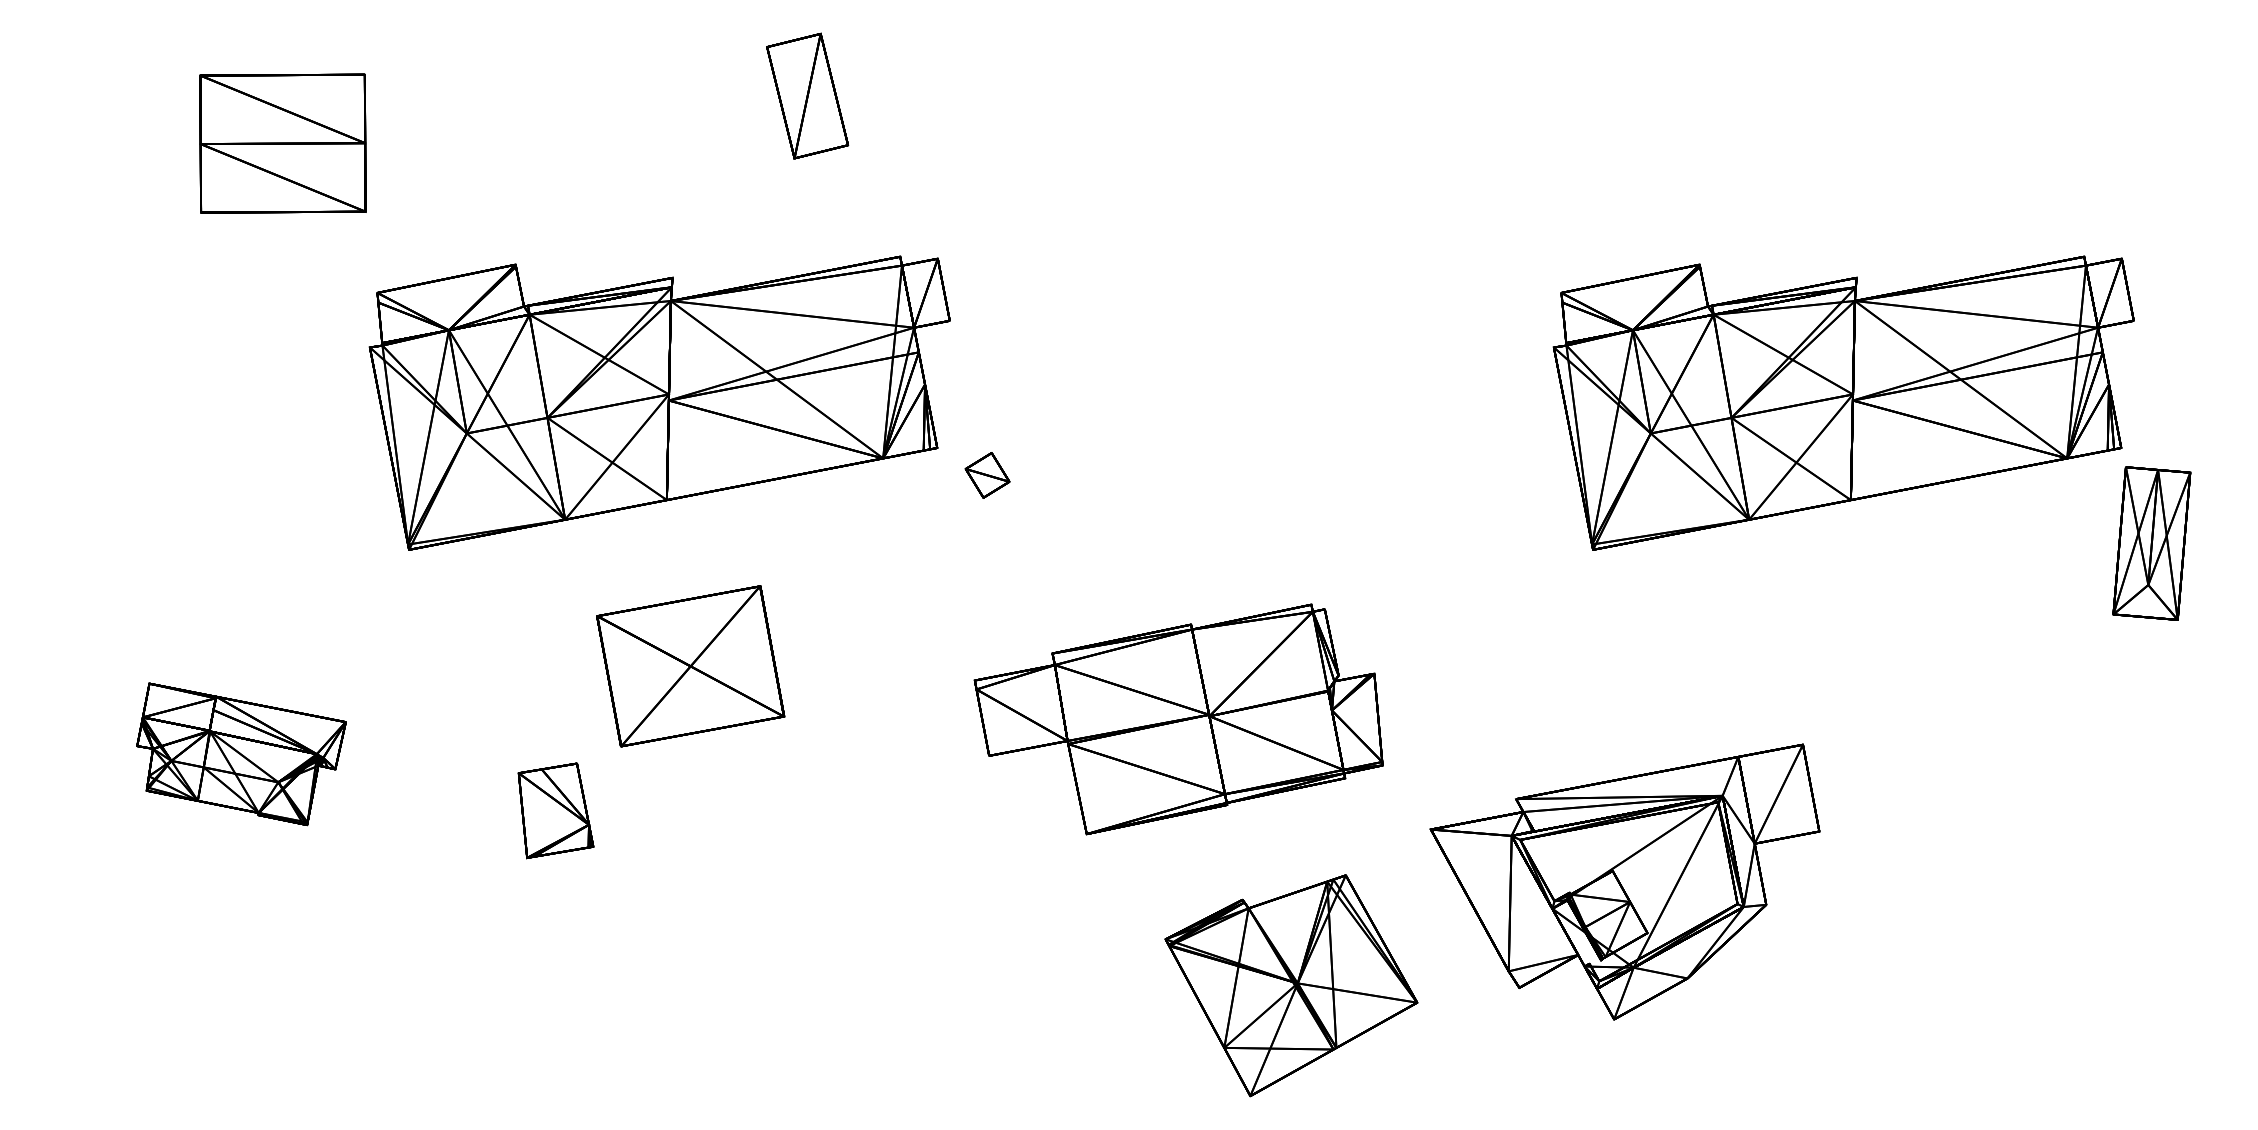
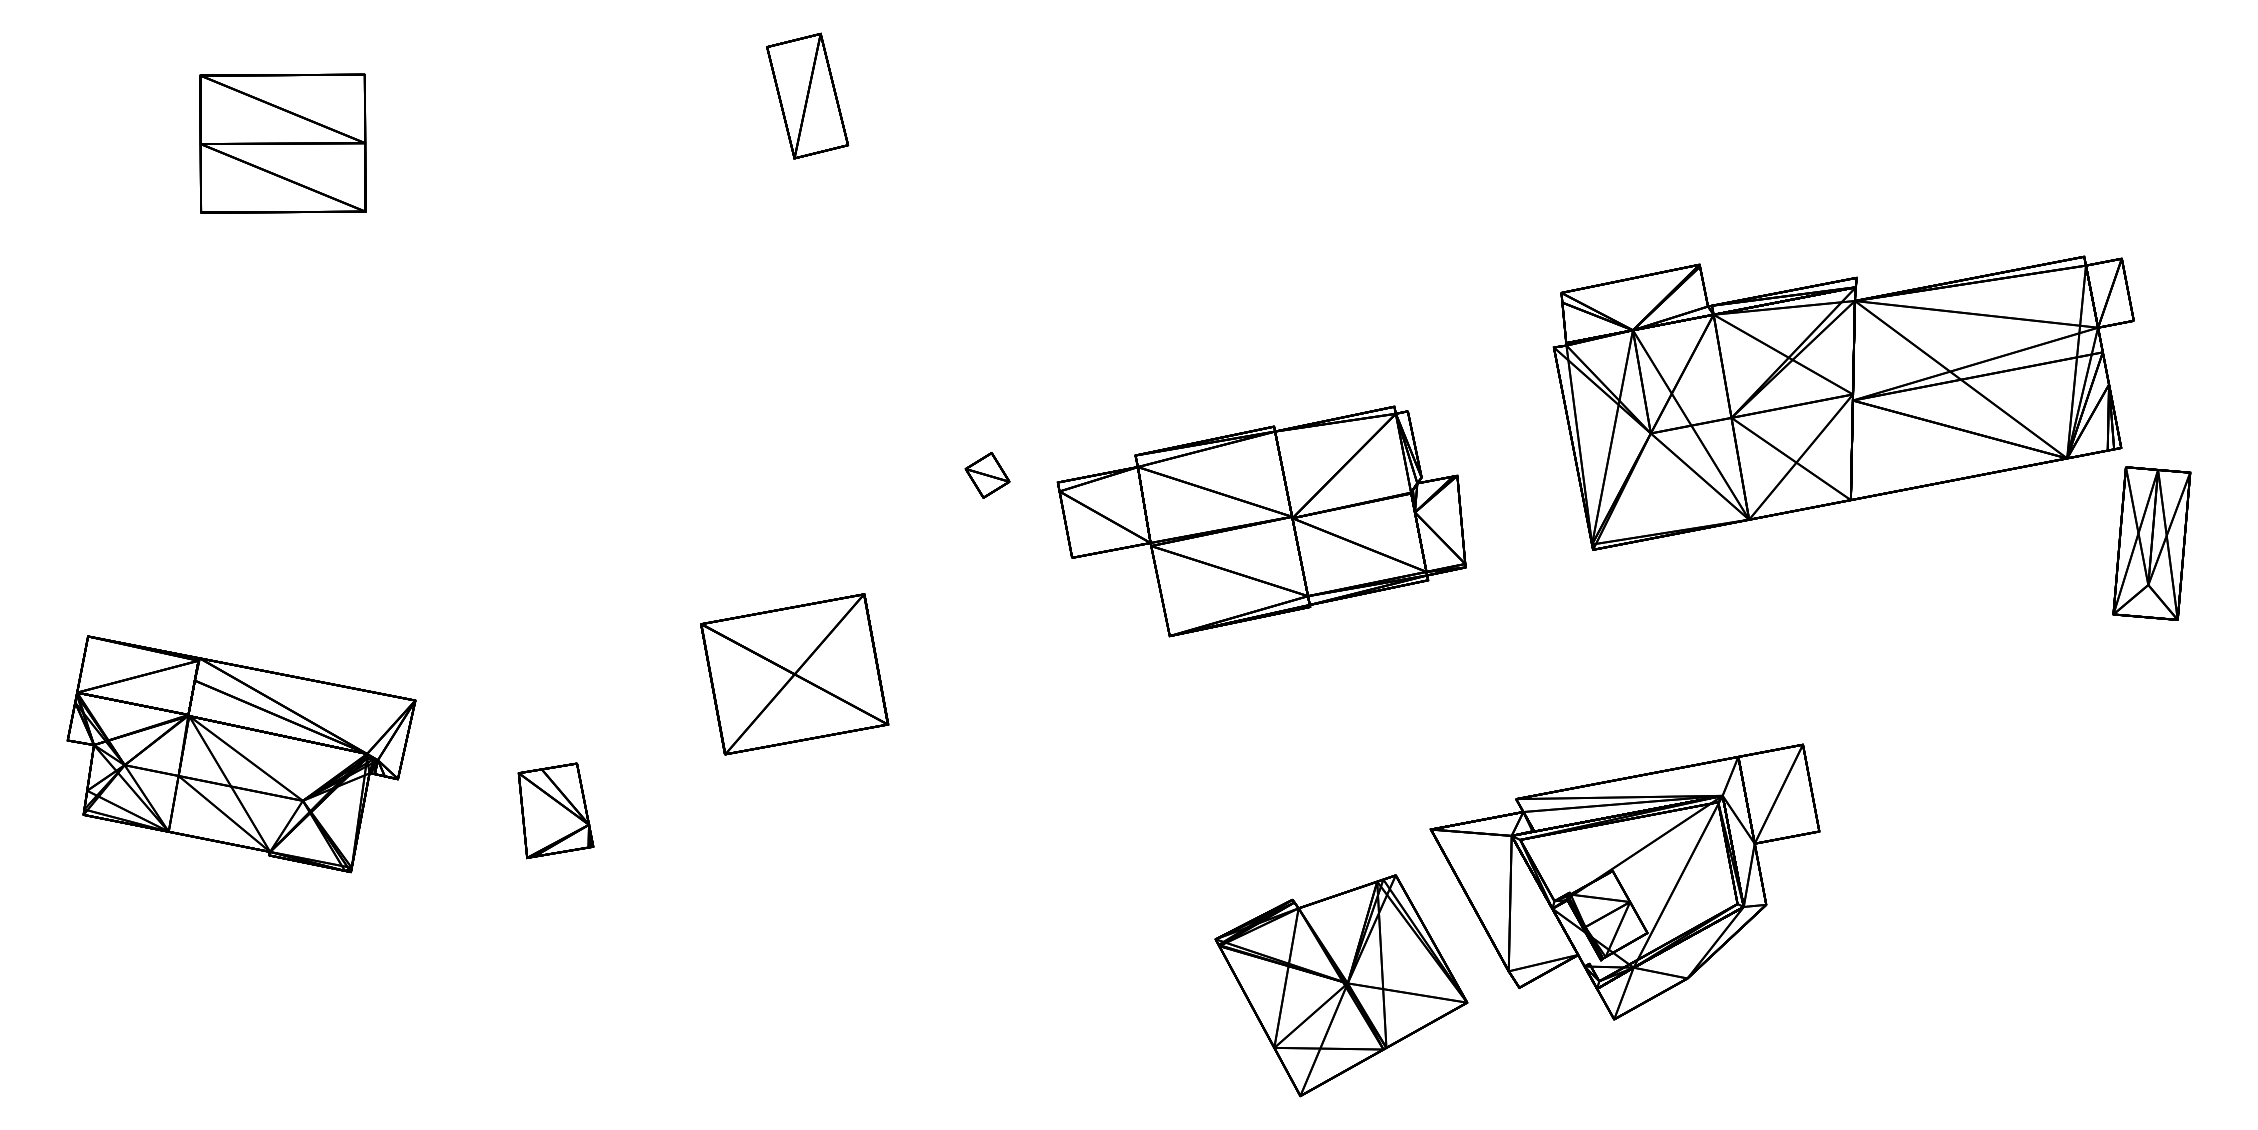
part: present -> none (659, 402)
part position: (690, 666) -> (794, 674) (794, 674)
part position: (1178, 719) -> (1261, 521) (1261, 521)
part size: 211x145 px -> 351x239 px (241, 754)
part position: (1291, 985) -> (1341, 985) (1341, 985)
